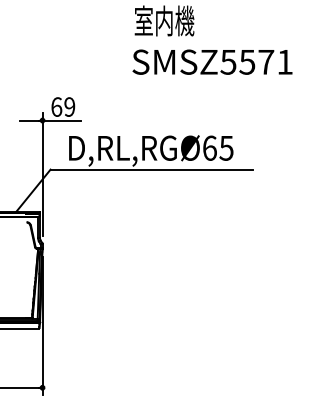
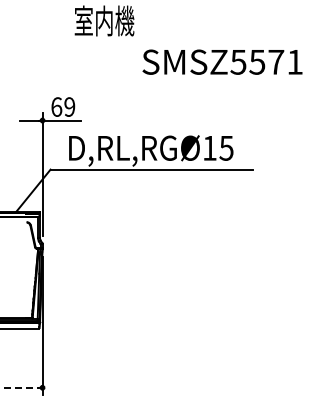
text position: (164, 20) -> (104, 20) (104, 20)
text position: (212, 61) -> (222, 61) (222, 61)
text: D,RL,RGØ65 -> D,RL,RGØ15 (209, 147)
line: solid -> dashed (19, 387)
